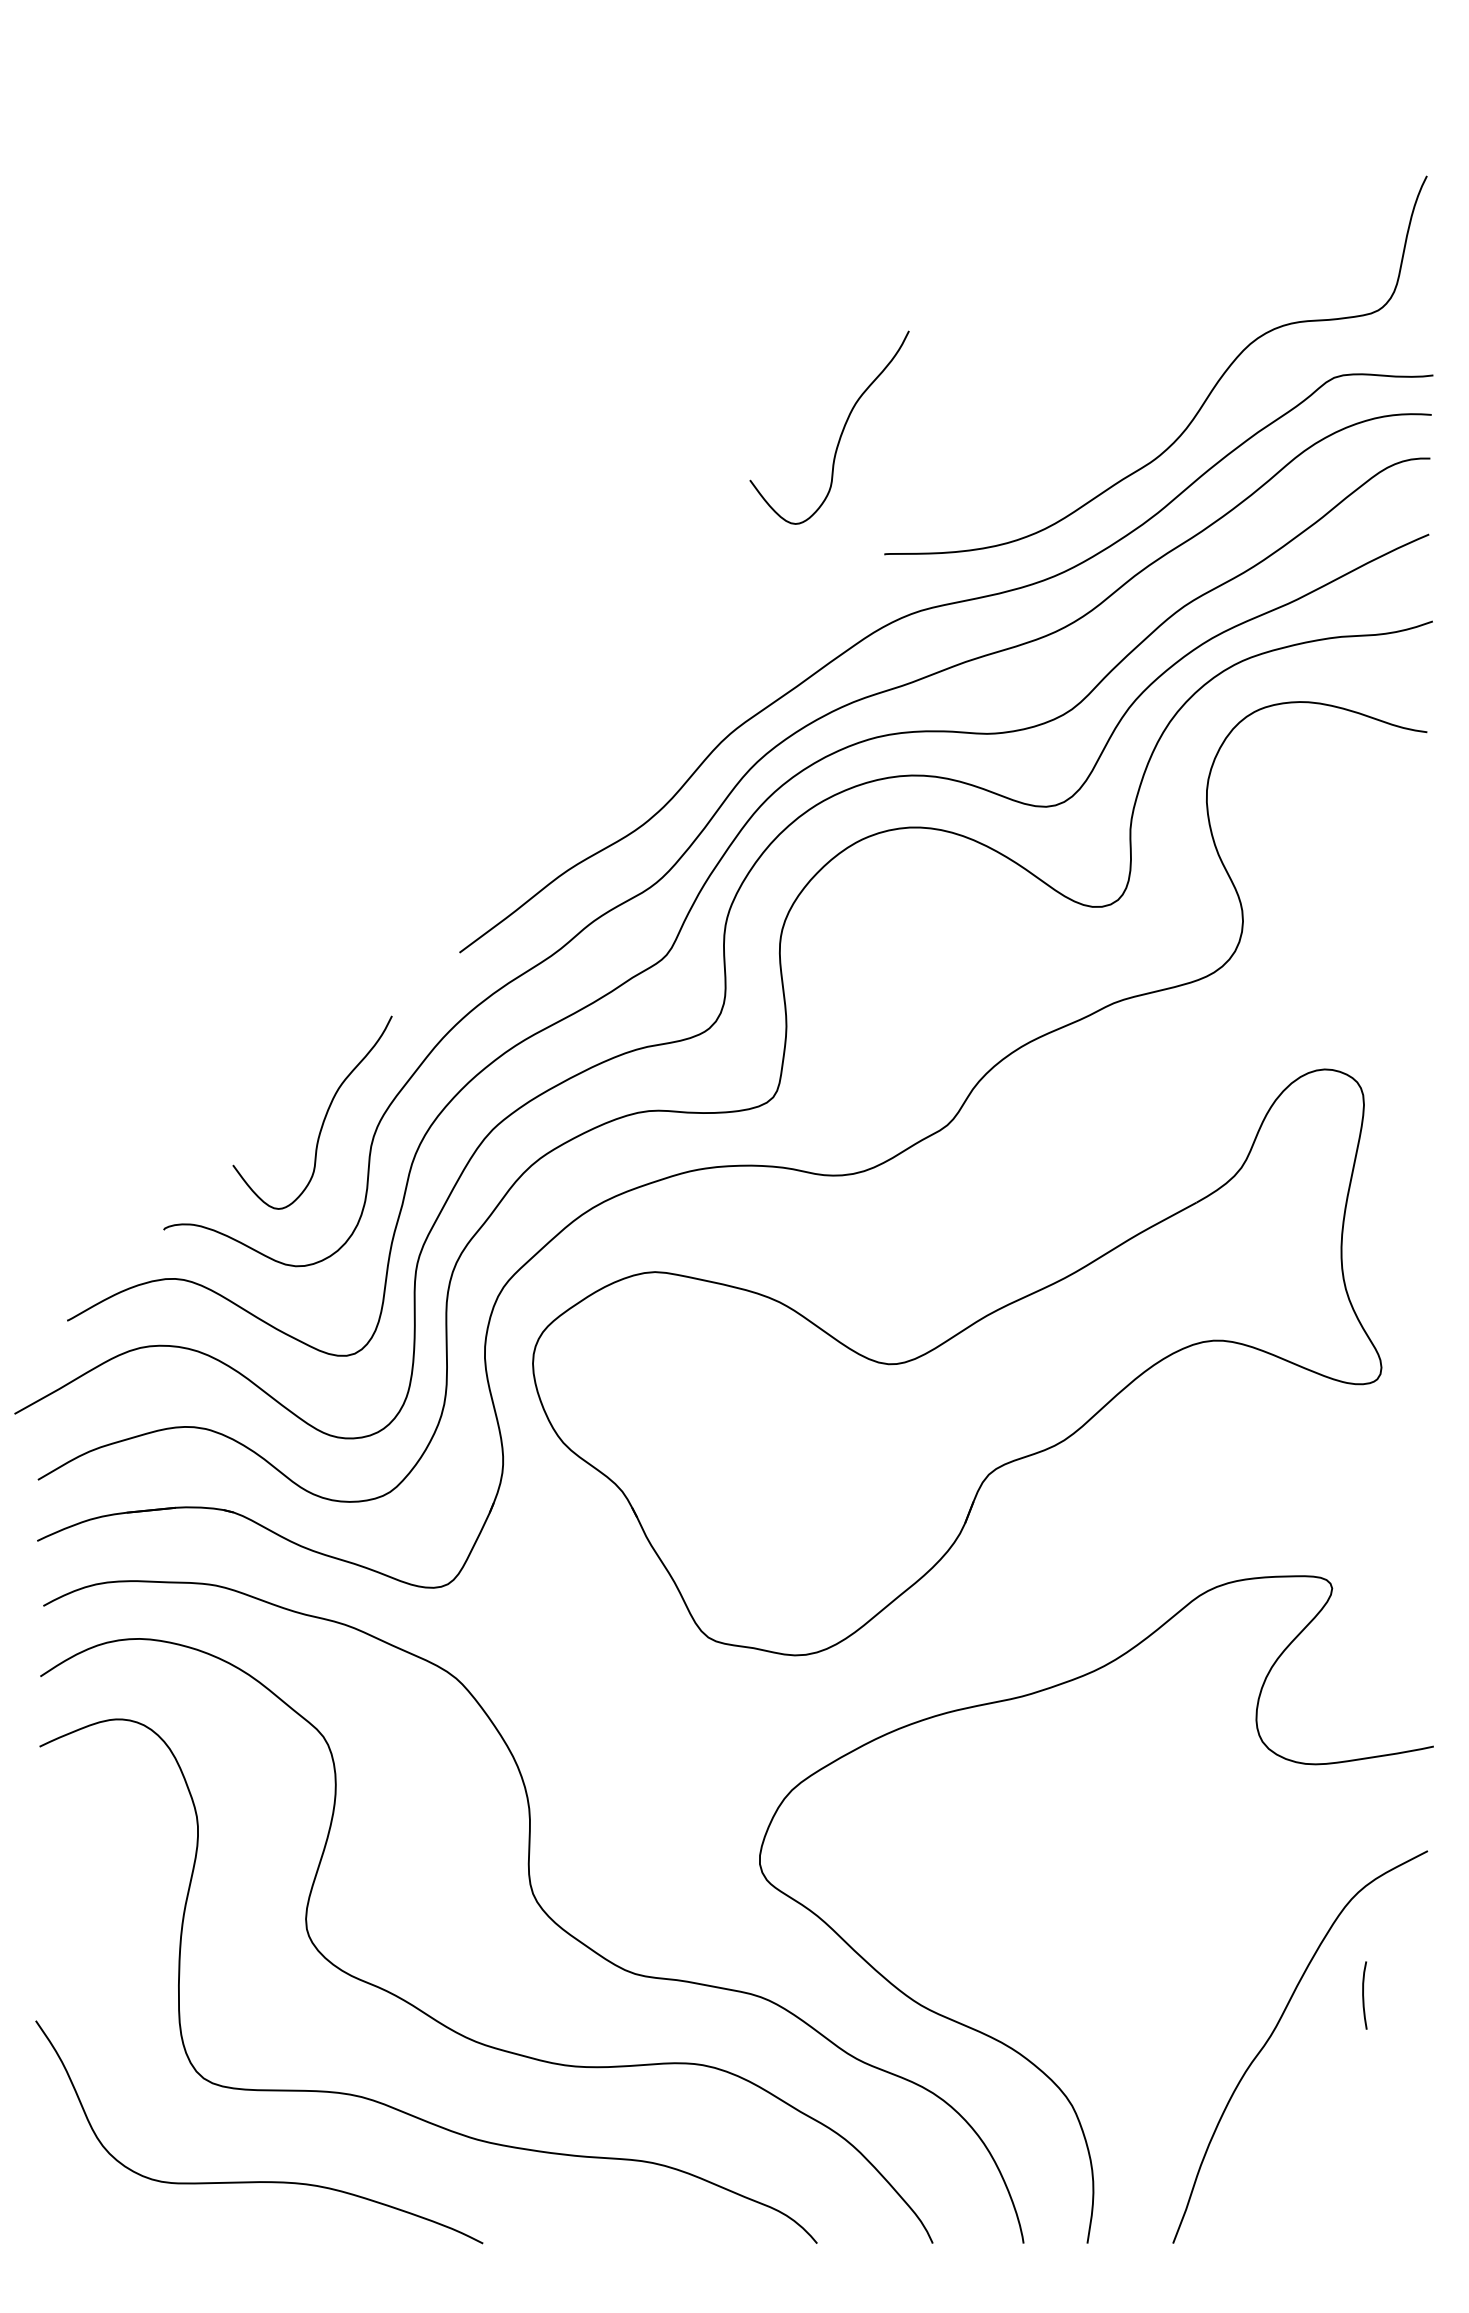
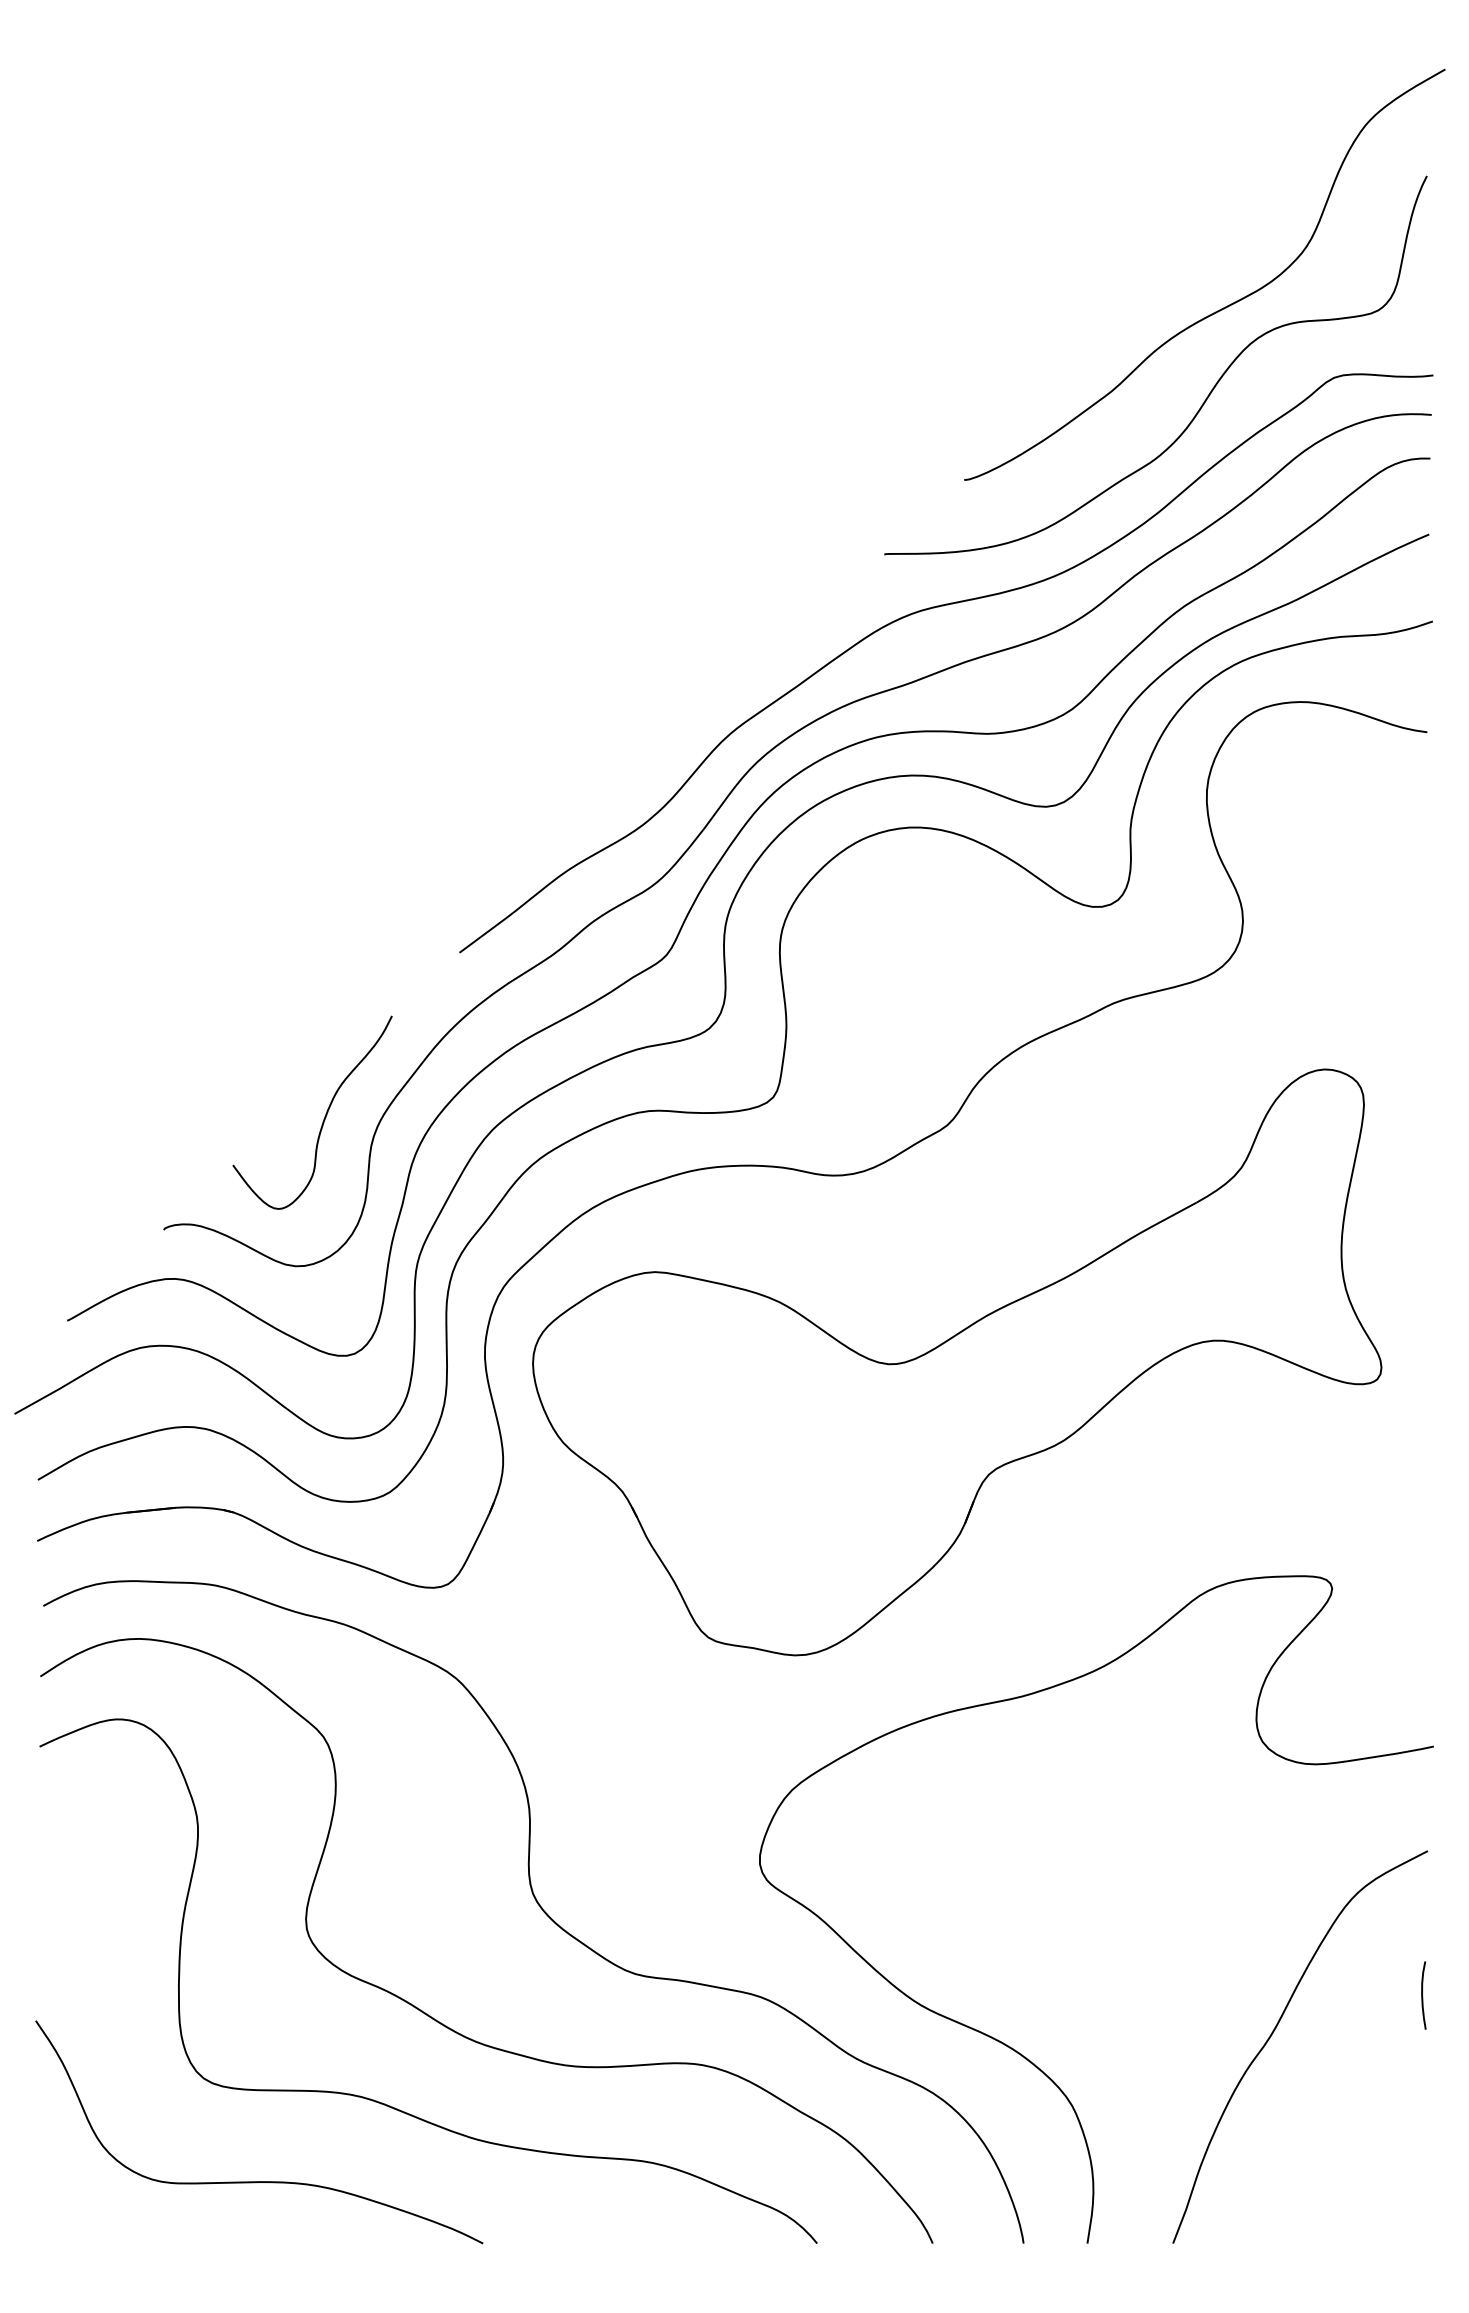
curve: none -> present (1221, 308)
curve: present -> none (841, 431)
curve position: (1363, 1995) -> (1422, 1995) (1422, 1995)
